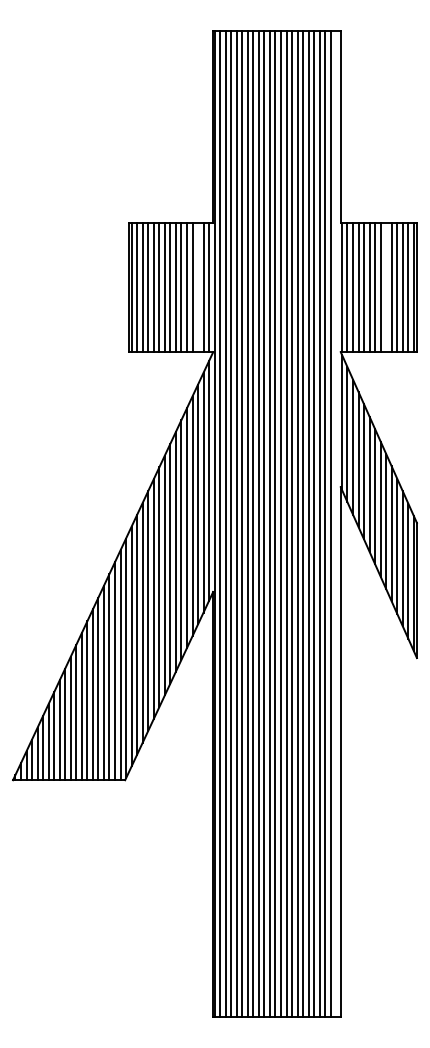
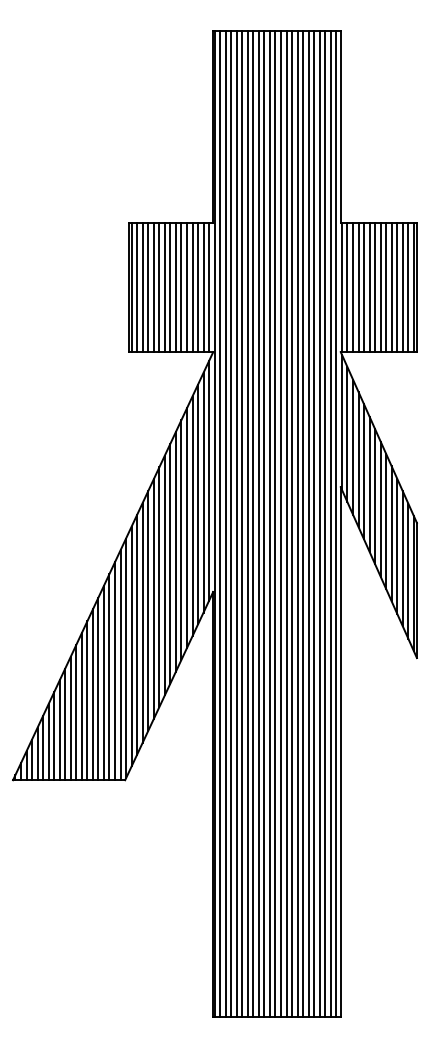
line: none -> present (198, 287)
line: none -> present (386, 287)
line: none -> present (336, 523)
